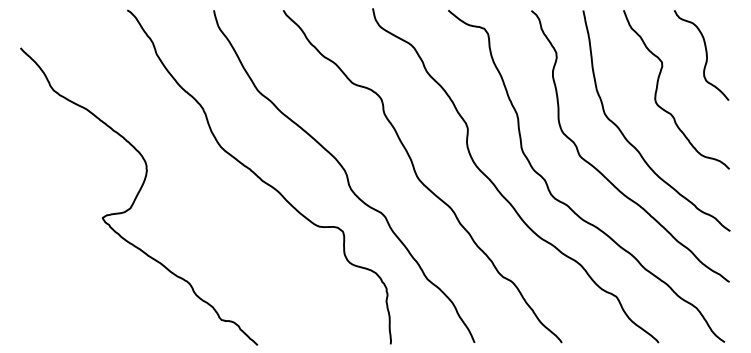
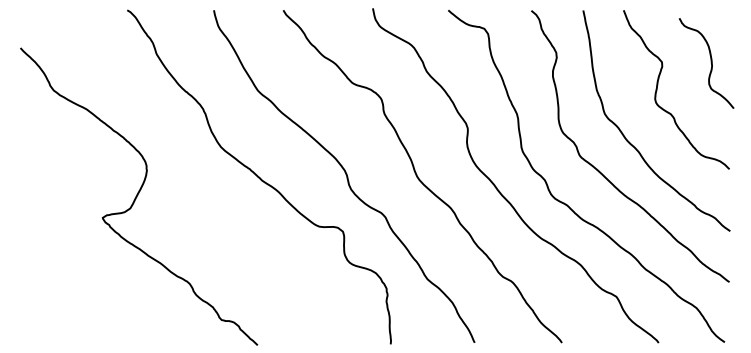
curve position: (705, 54) -> (710, 62) (710, 62)
